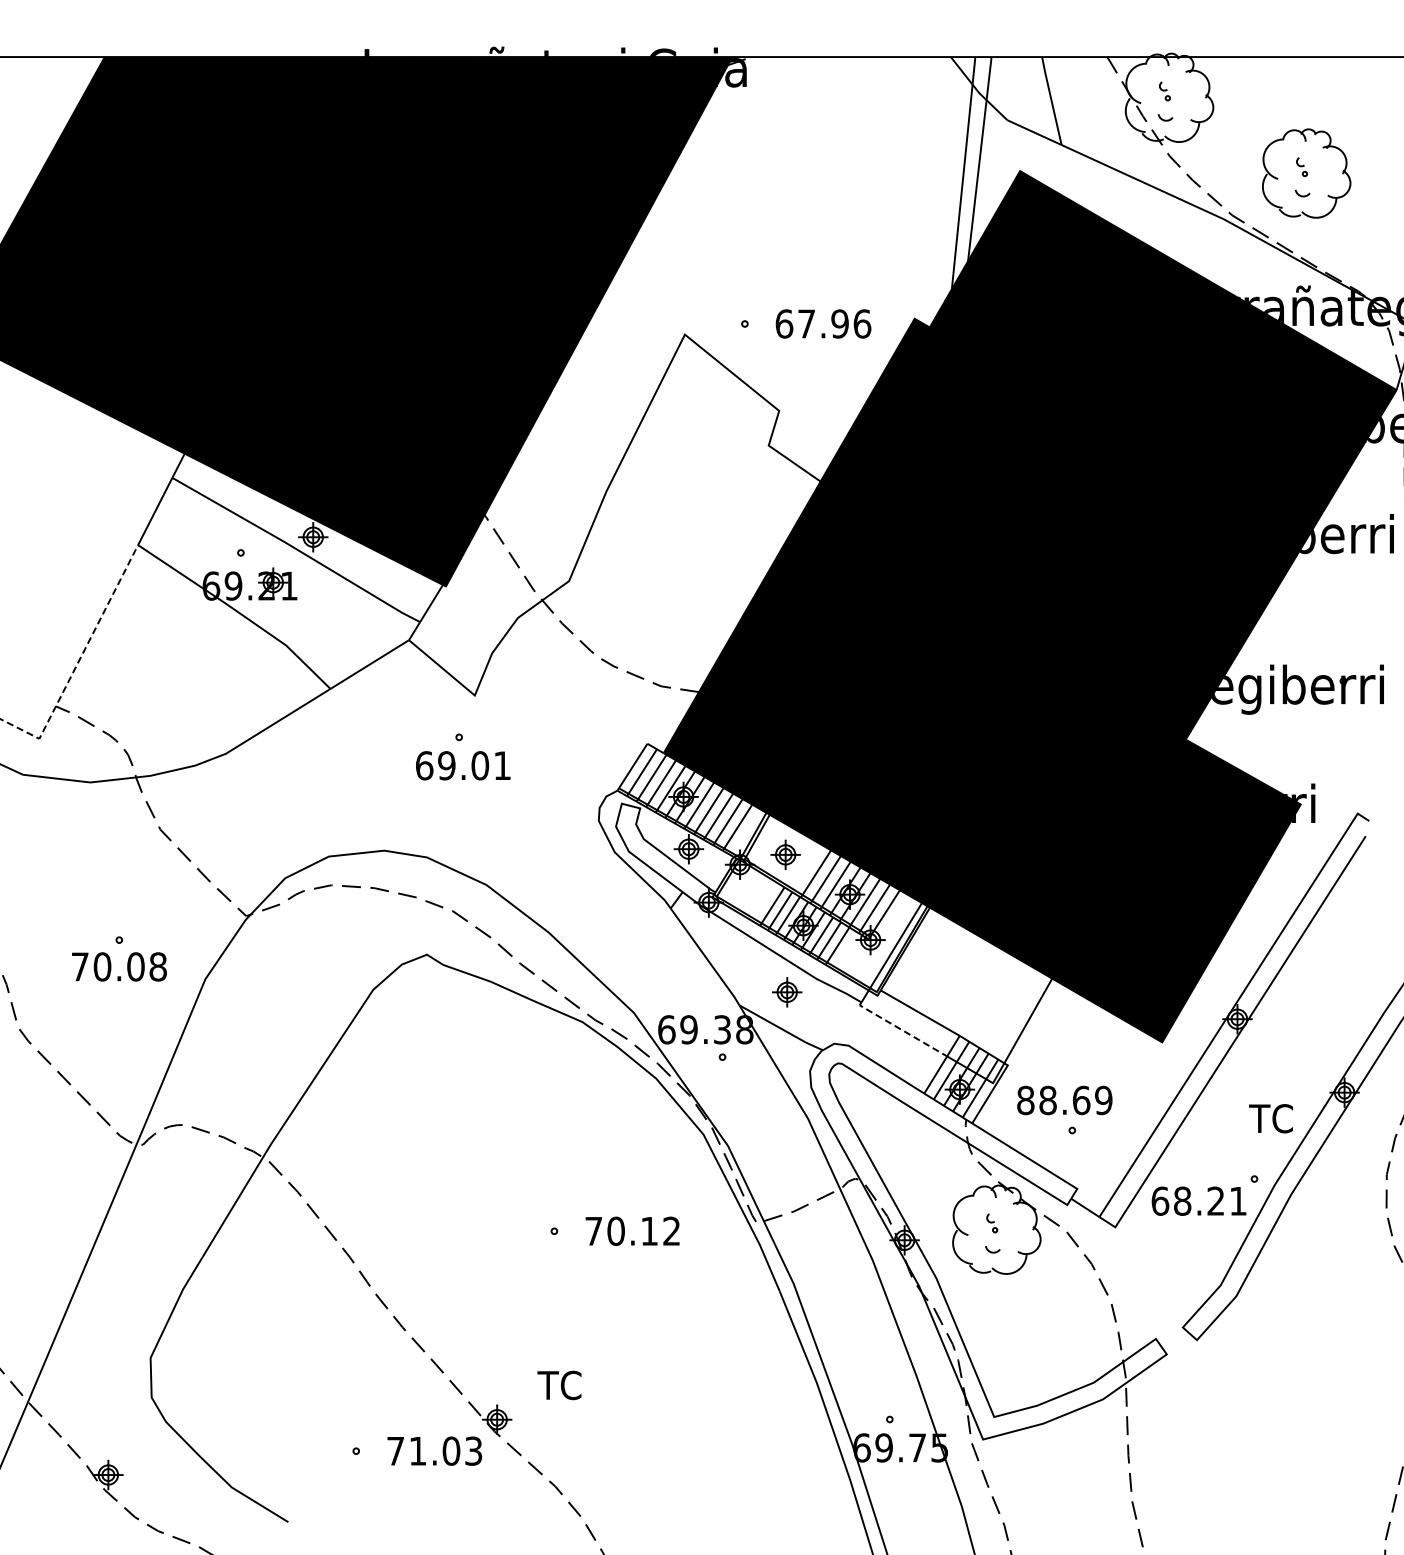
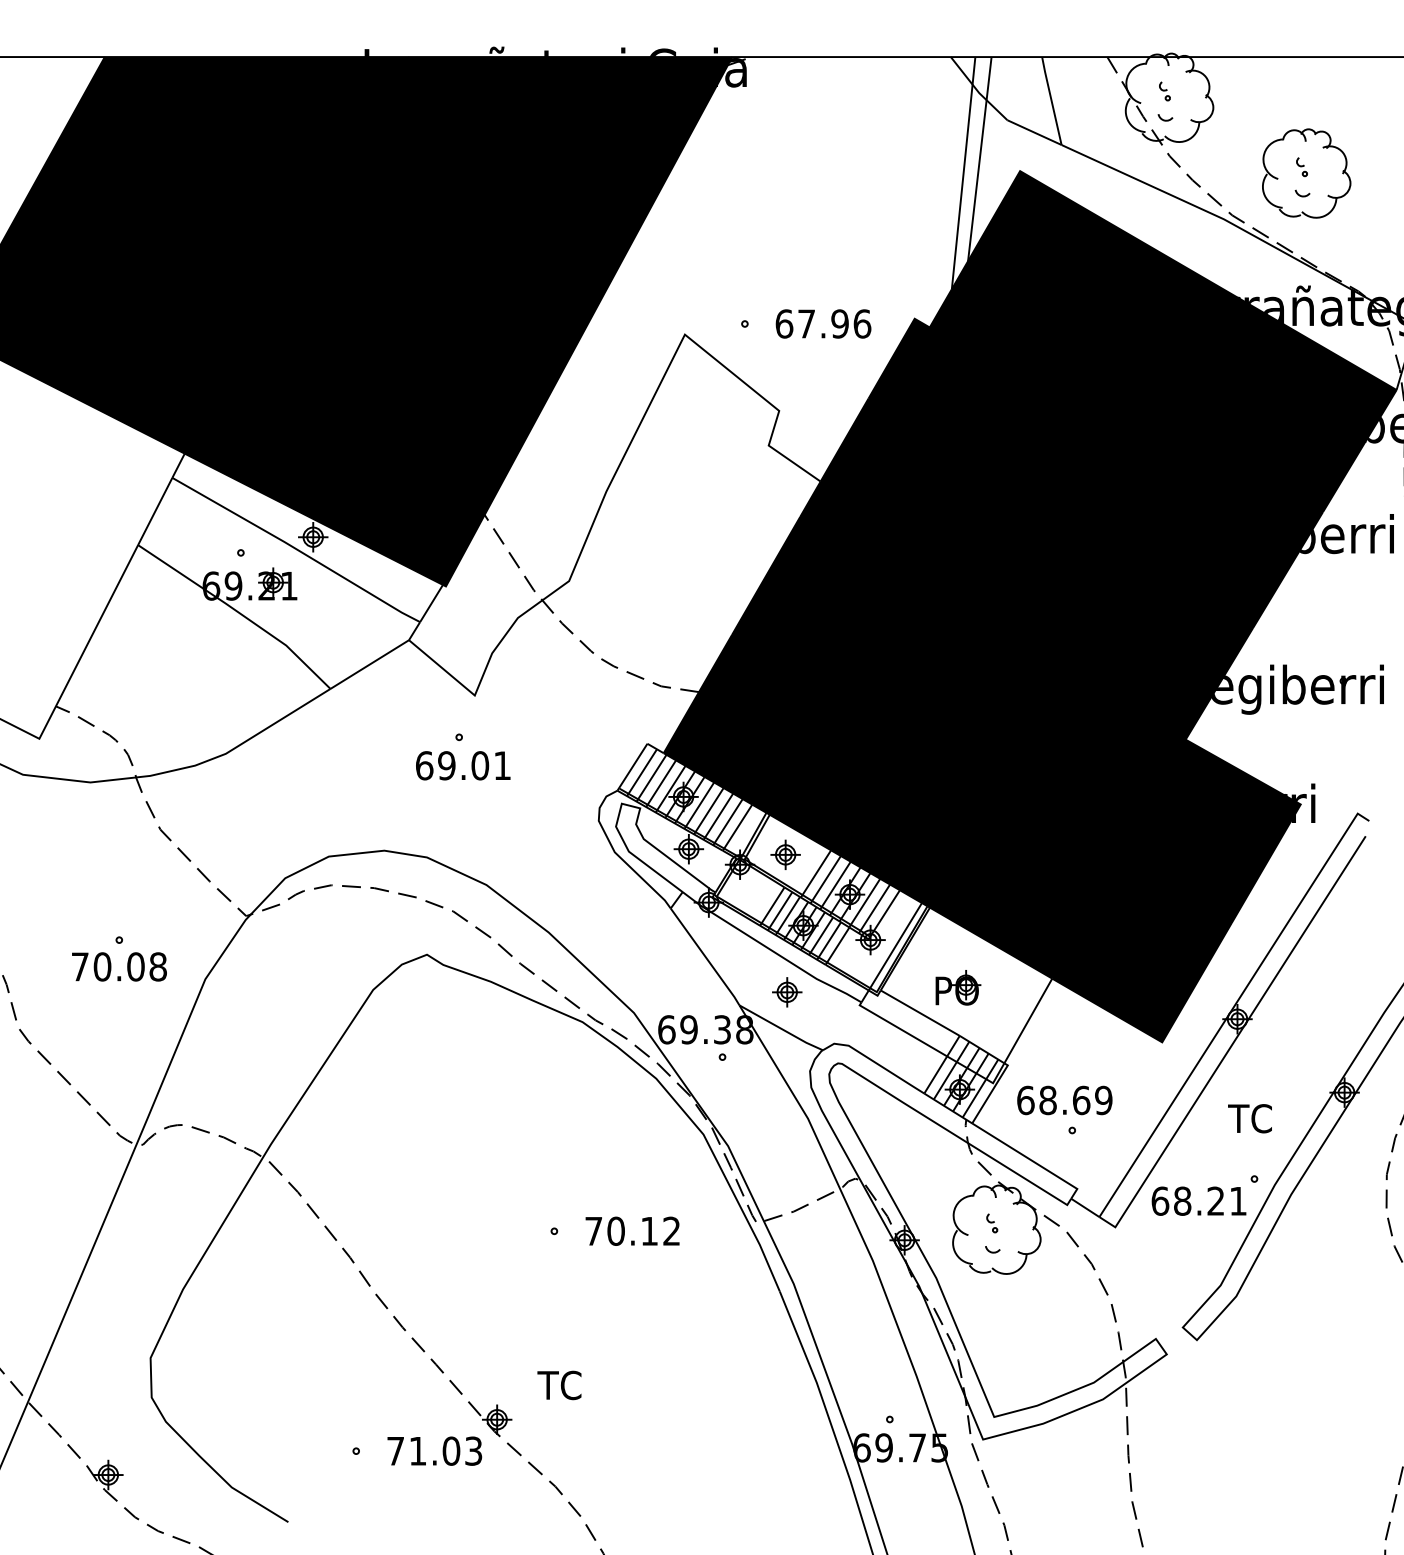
line: dashed -> solid (78, 661)
part: none -> present (958, 987)
line: dashed -> solid (901, 1029)
text: 88.69 -> 68.69 (1025, 1100)
text position: (1270, 1118) -> (1249, 1118) (1249, 1118)
